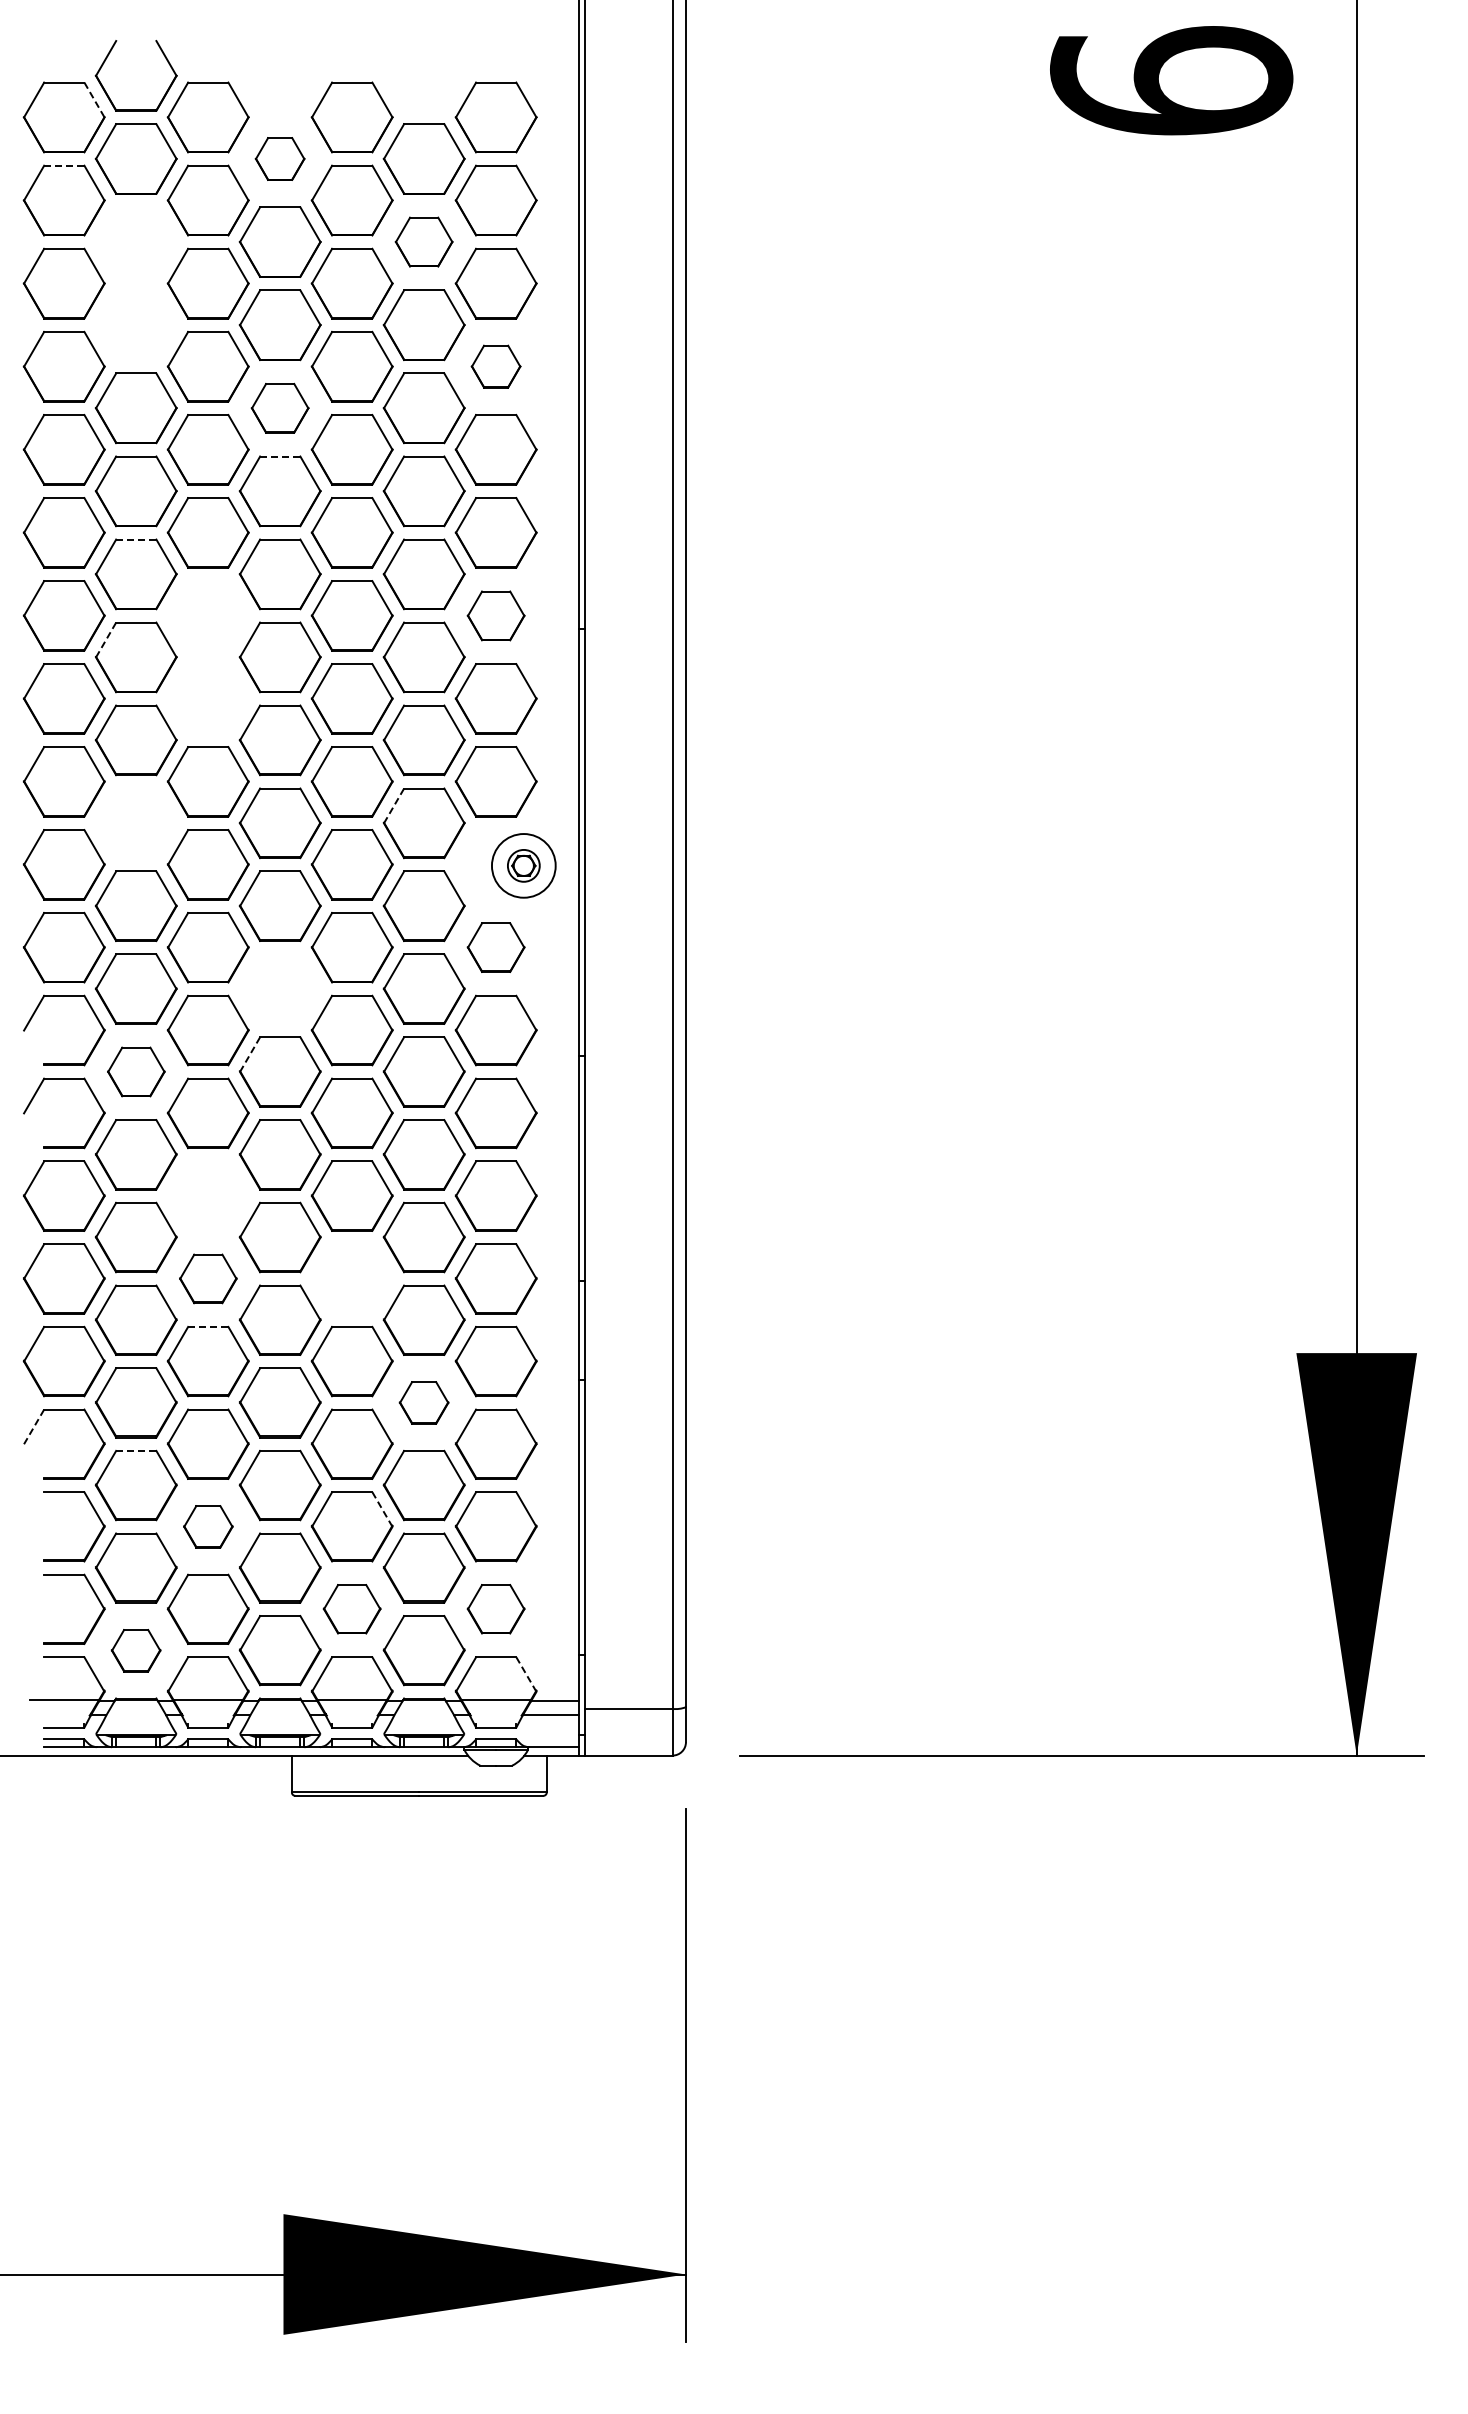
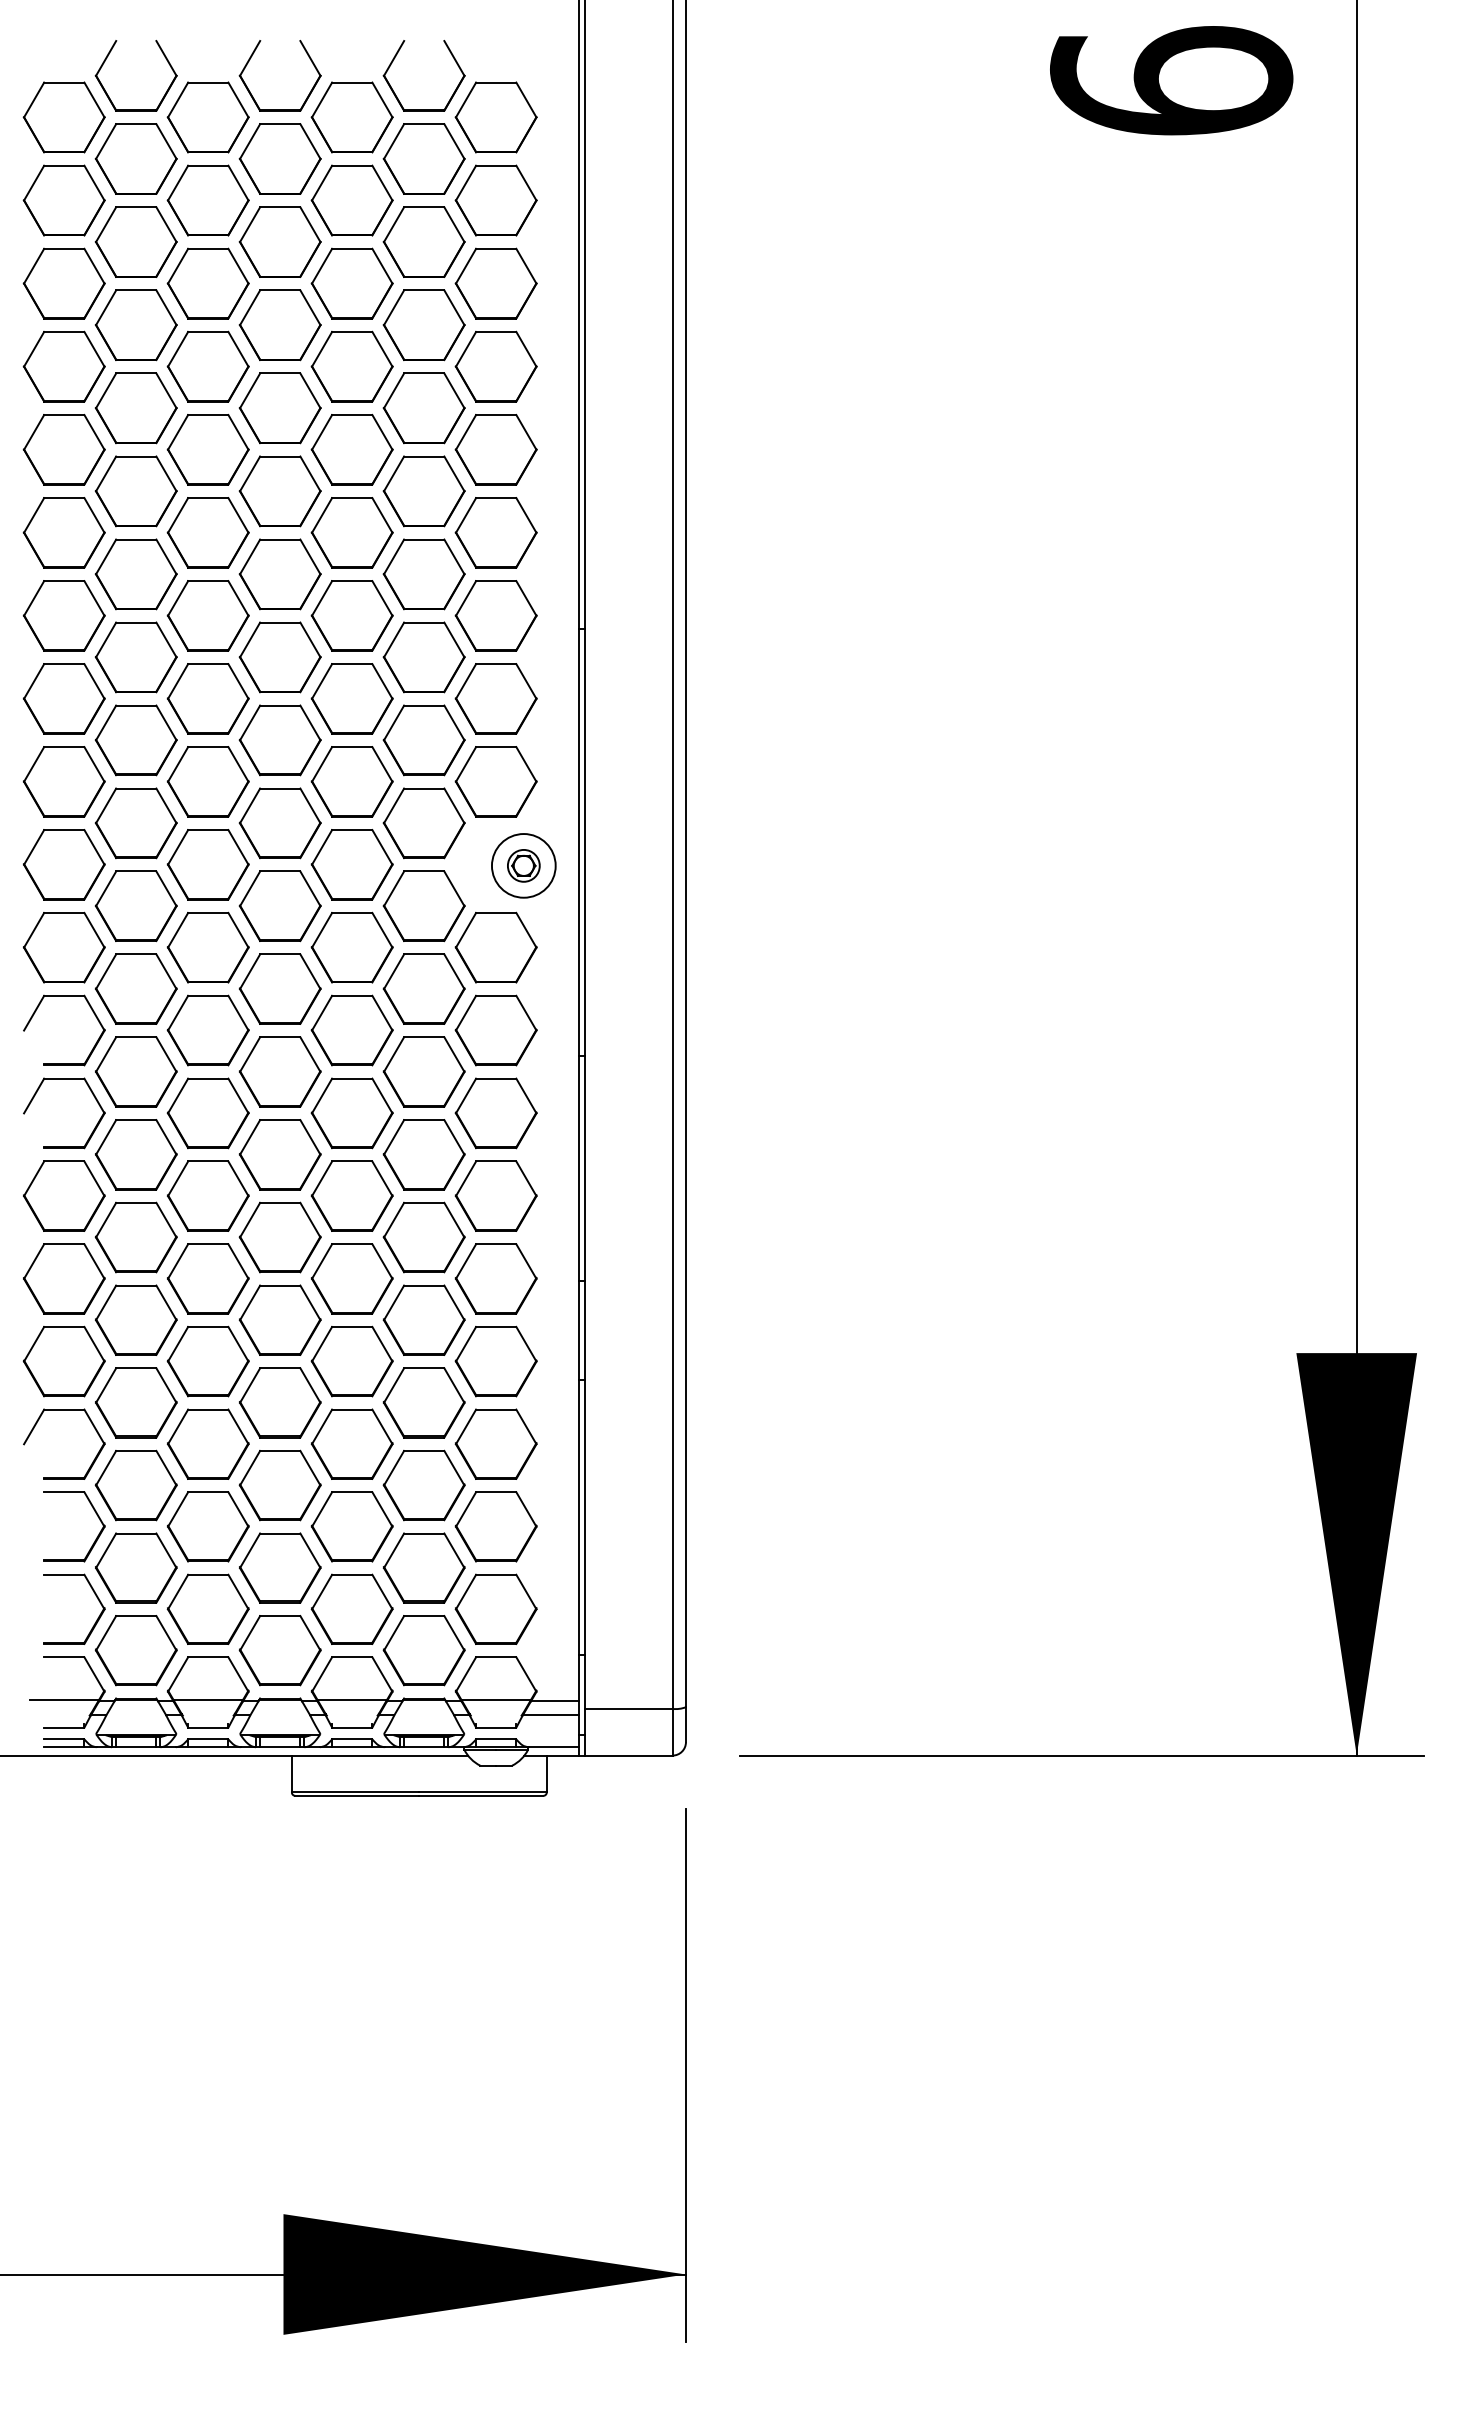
part: none -> present (251, 58)
part: none -> present (395, 58)
line: dashed -> solid (94, 100)
part size: 52x44 px -> 84x72 px (279, 158)
line: dashed -> solid (64, 165)
part: none -> present (135, 241)
part size: 60x52 px -> 84x72 px (423, 241)
part: none -> present (135, 325)
part size: 52x45 px -> 84x73 px (495, 366)
part size: 60x52 px -> 84x73 px (279, 408)
line: dashed -> solid (280, 456)
line: dashed -> solid (136, 539)
part: none -> present (207, 615)
part size: 60x52 px -> 84x72 px (495, 615)
line: dashed -> solid (106, 639)
part: none -> present (207, 698)
line: dashed -> solid (394, 805)
part: none -> present (135, 823)
part size: 60x51 px -> 84x73 px (495, 947)
part: none -> present (279, 988)
line: dashed -> solid (250, 1054)
part size: 59x52 px -> 83x72 px (136, 1071)
part: none -> present (208, 1195)
part size: 59x52 px -> 83x72 px (208, 1278)
part: none -> present (351, 1278)
line: dashed -> solid (208, 1326)
part size: 52x44 px -> 84x72 px (423, 1402)
line: dashed -> solid (34, 1426)
line: dashed -> solid (136, 1450)
line: dashed -> solid (382, 1509)
part size: 51x44 px -> 83x72 px (208, 1526)
part size: 60x51 px -> 84x72 px (351, 1608)
part size: 60x51 px -> 84x72 px (495, 1608)
part size: 52x44 px -> 84x72 px (135, 1650)
line: dashed -> solid (526, 1674)
